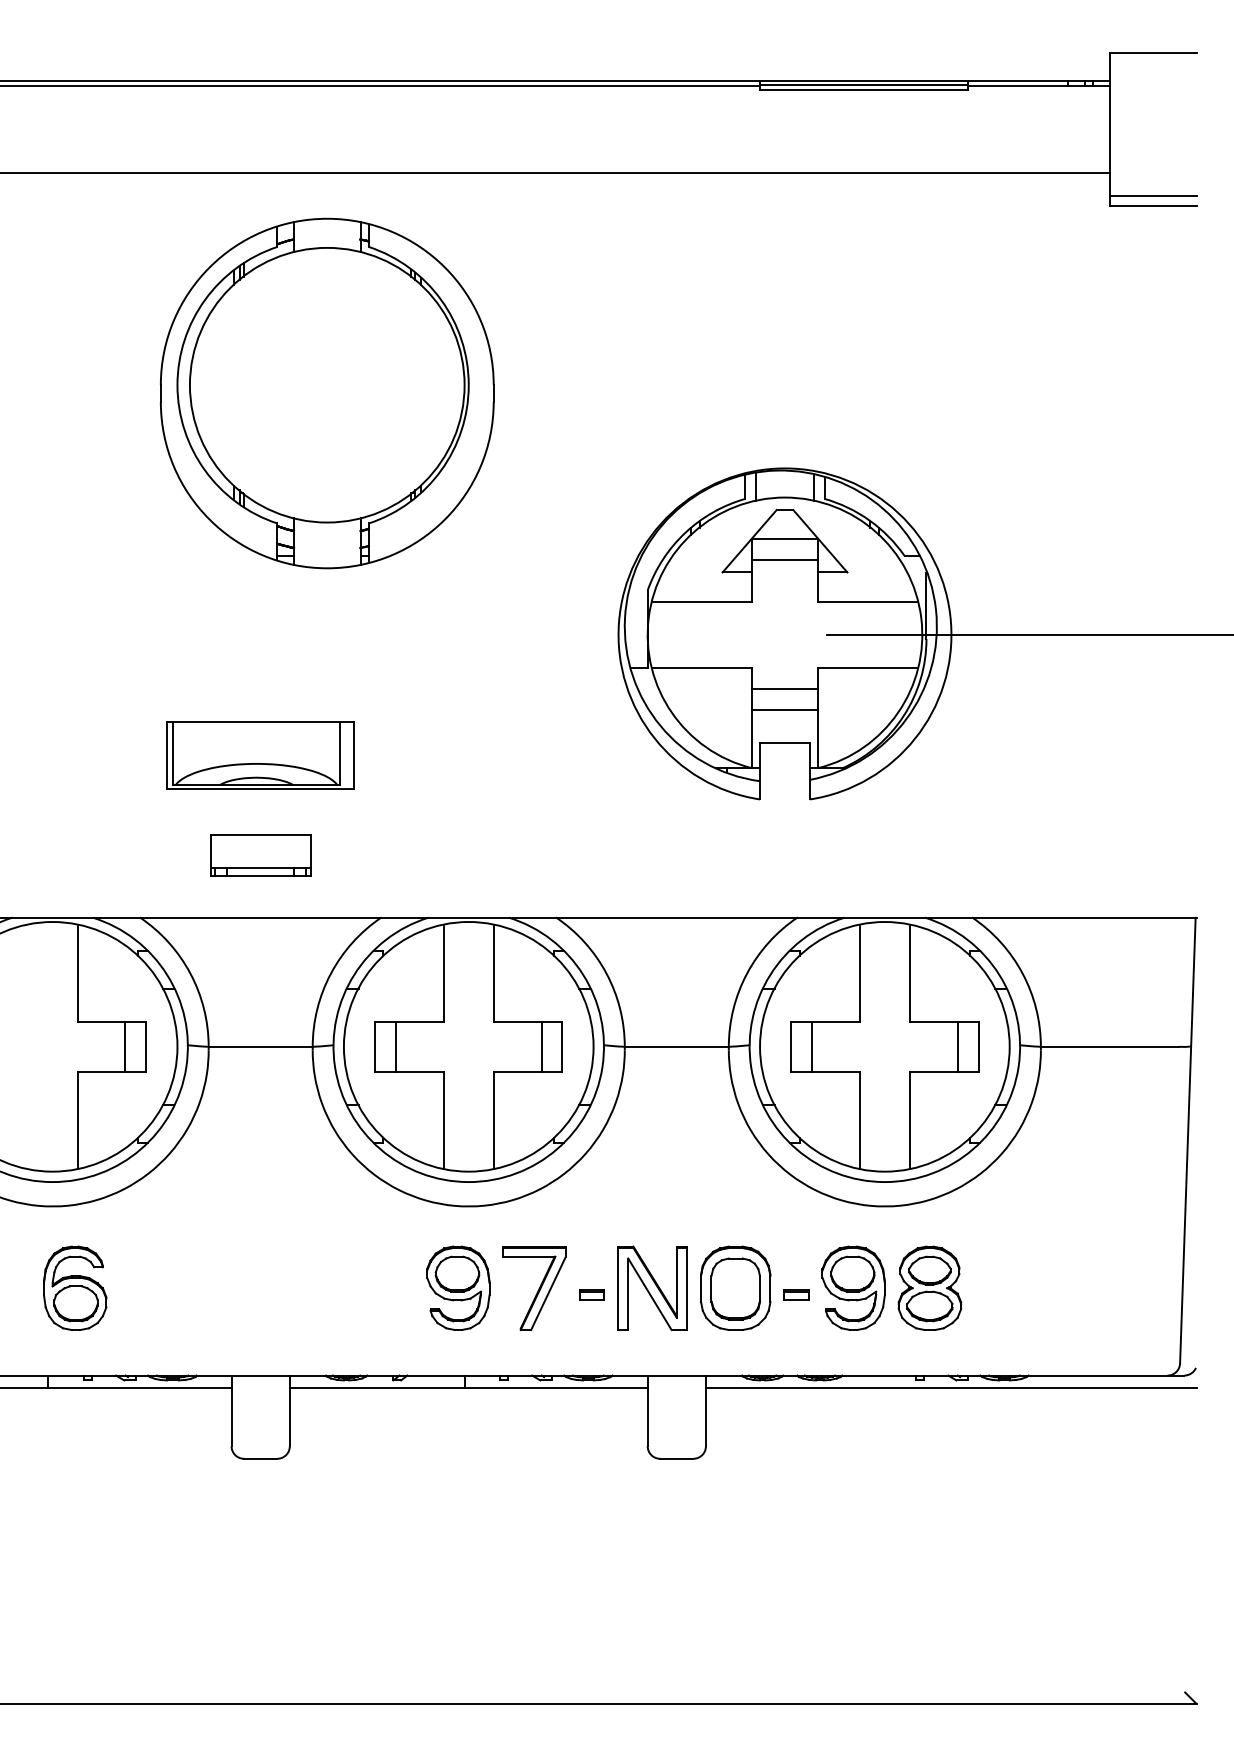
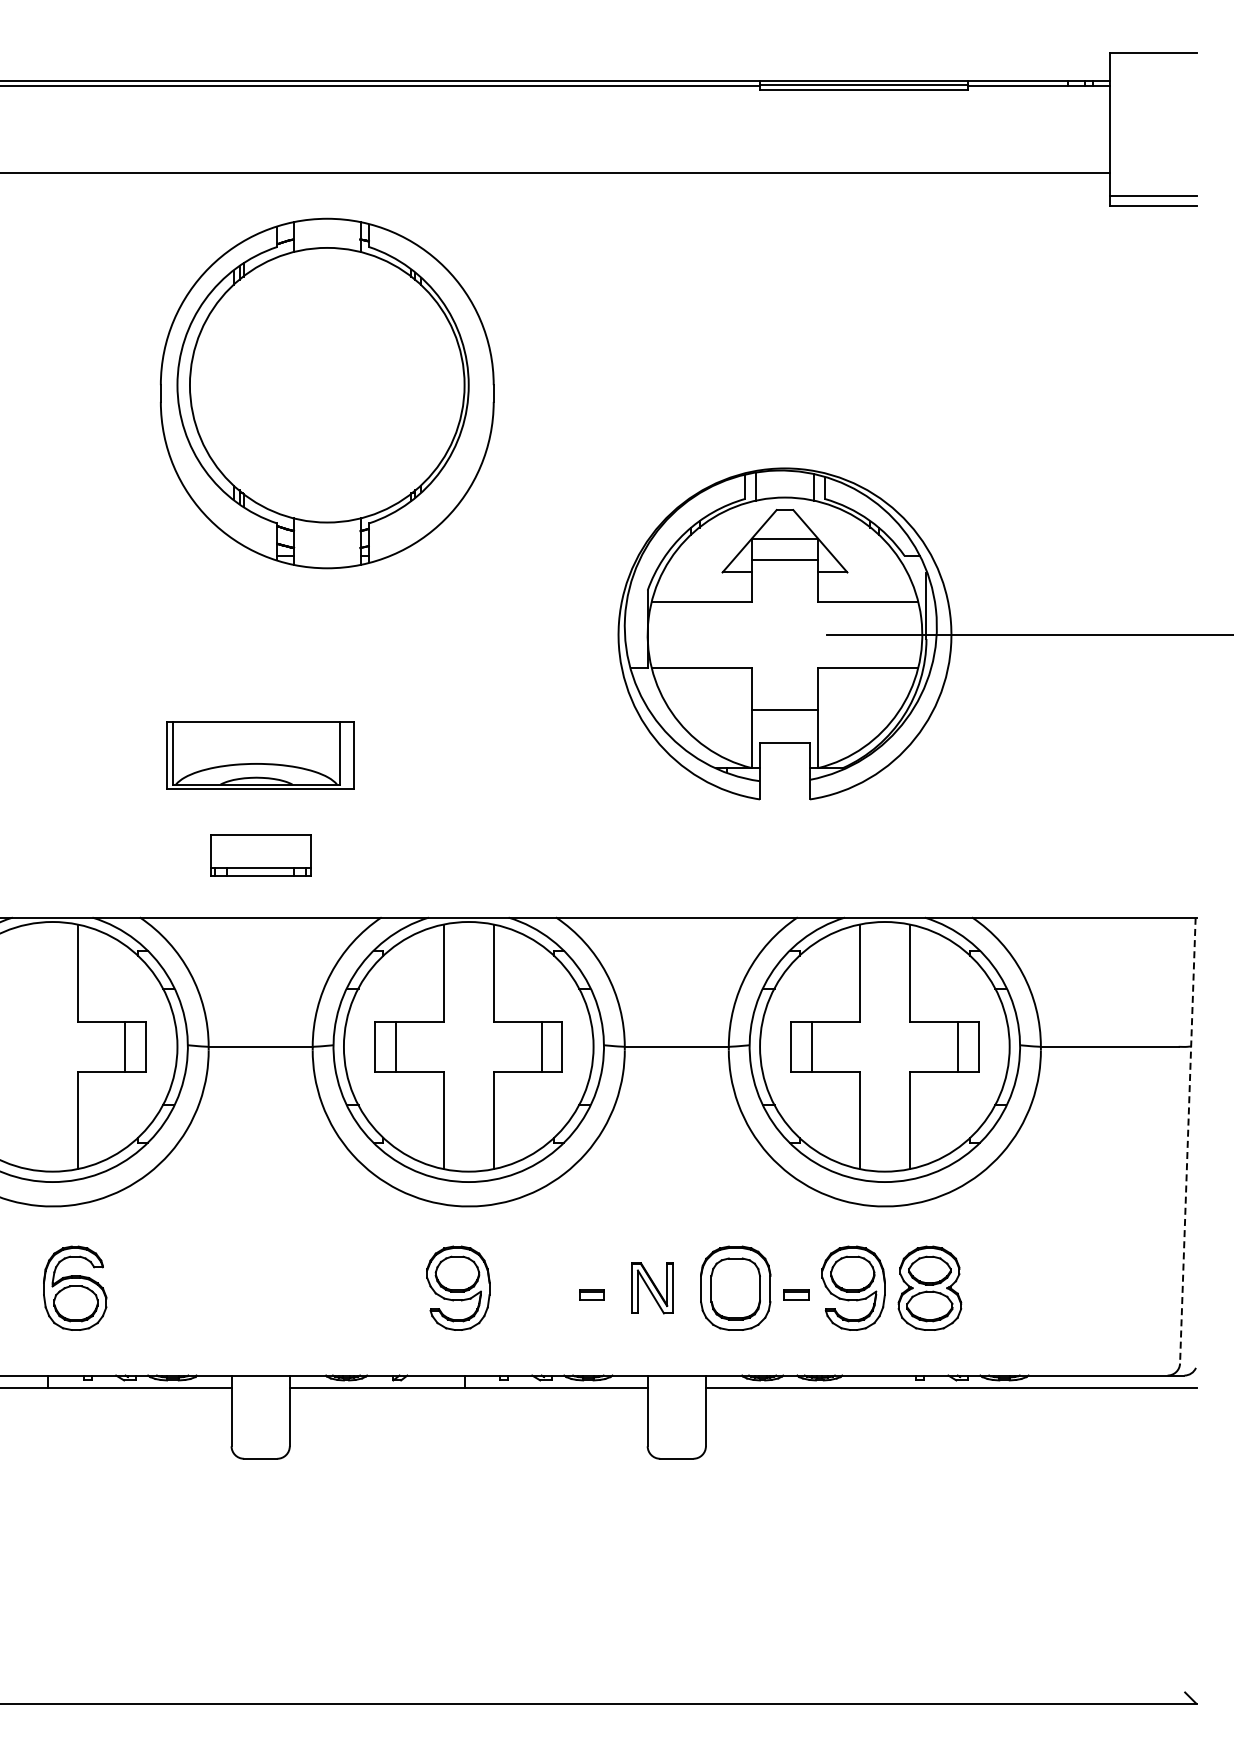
line: present -> none (784, 688)
line: solid -> dashed (1187, 1140)
part: present -> none (534, 1288)
part size: 71x87 px -> 43x53 px (652, 1288)
